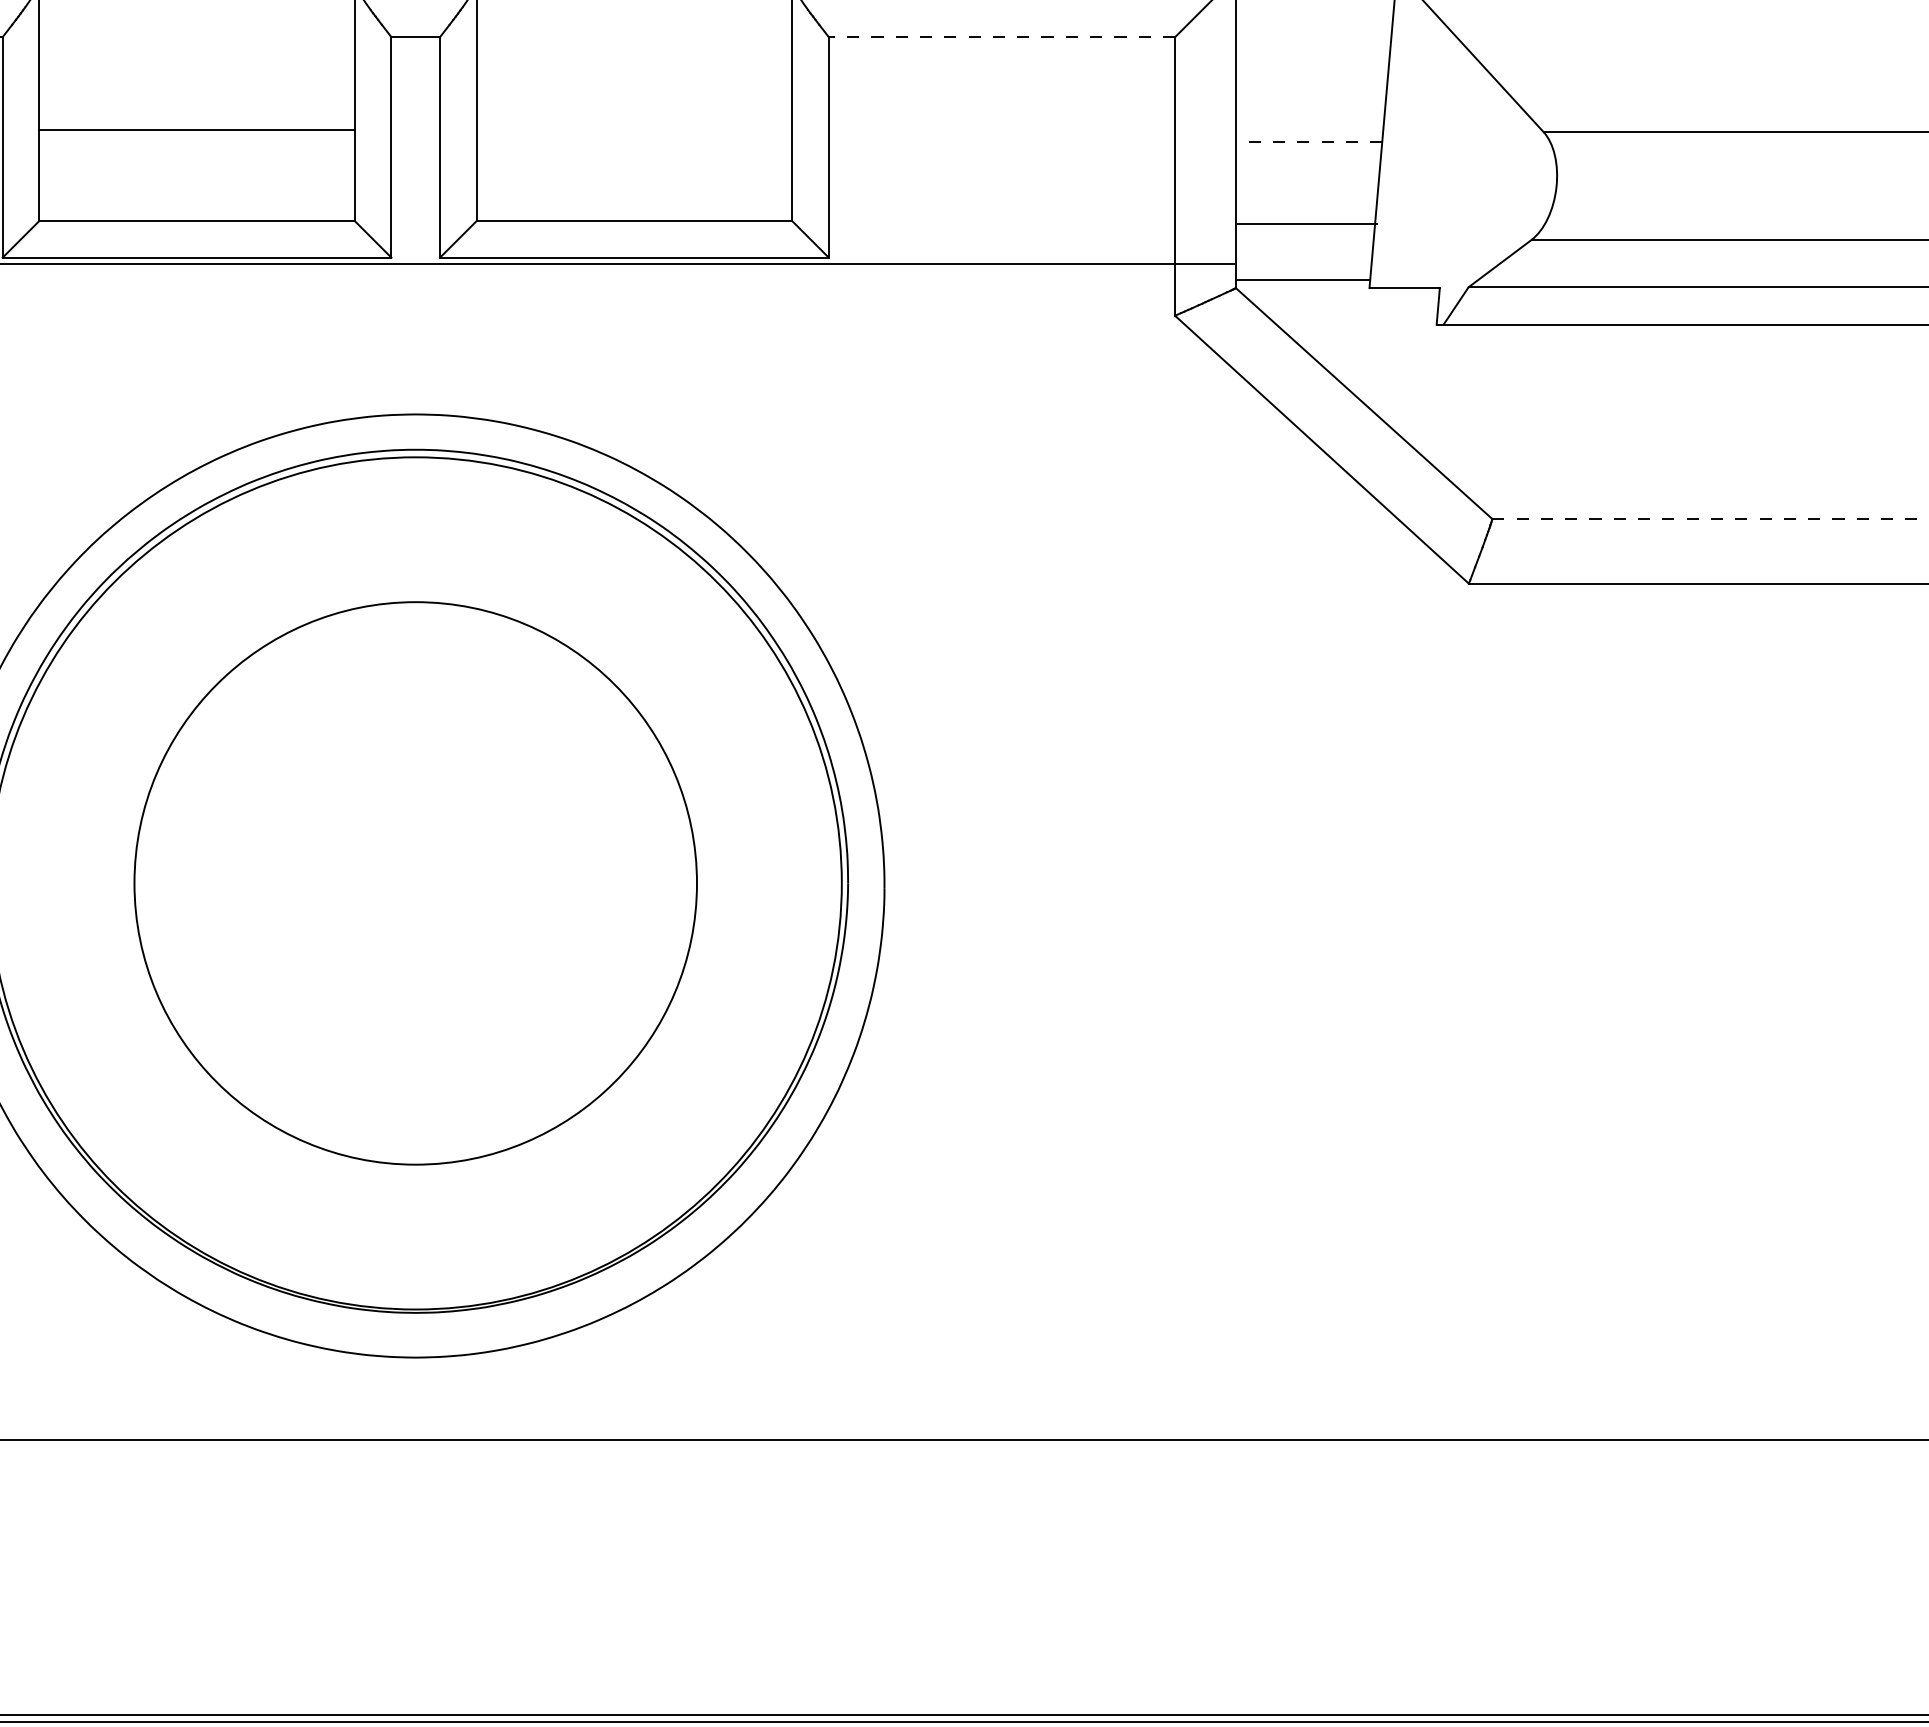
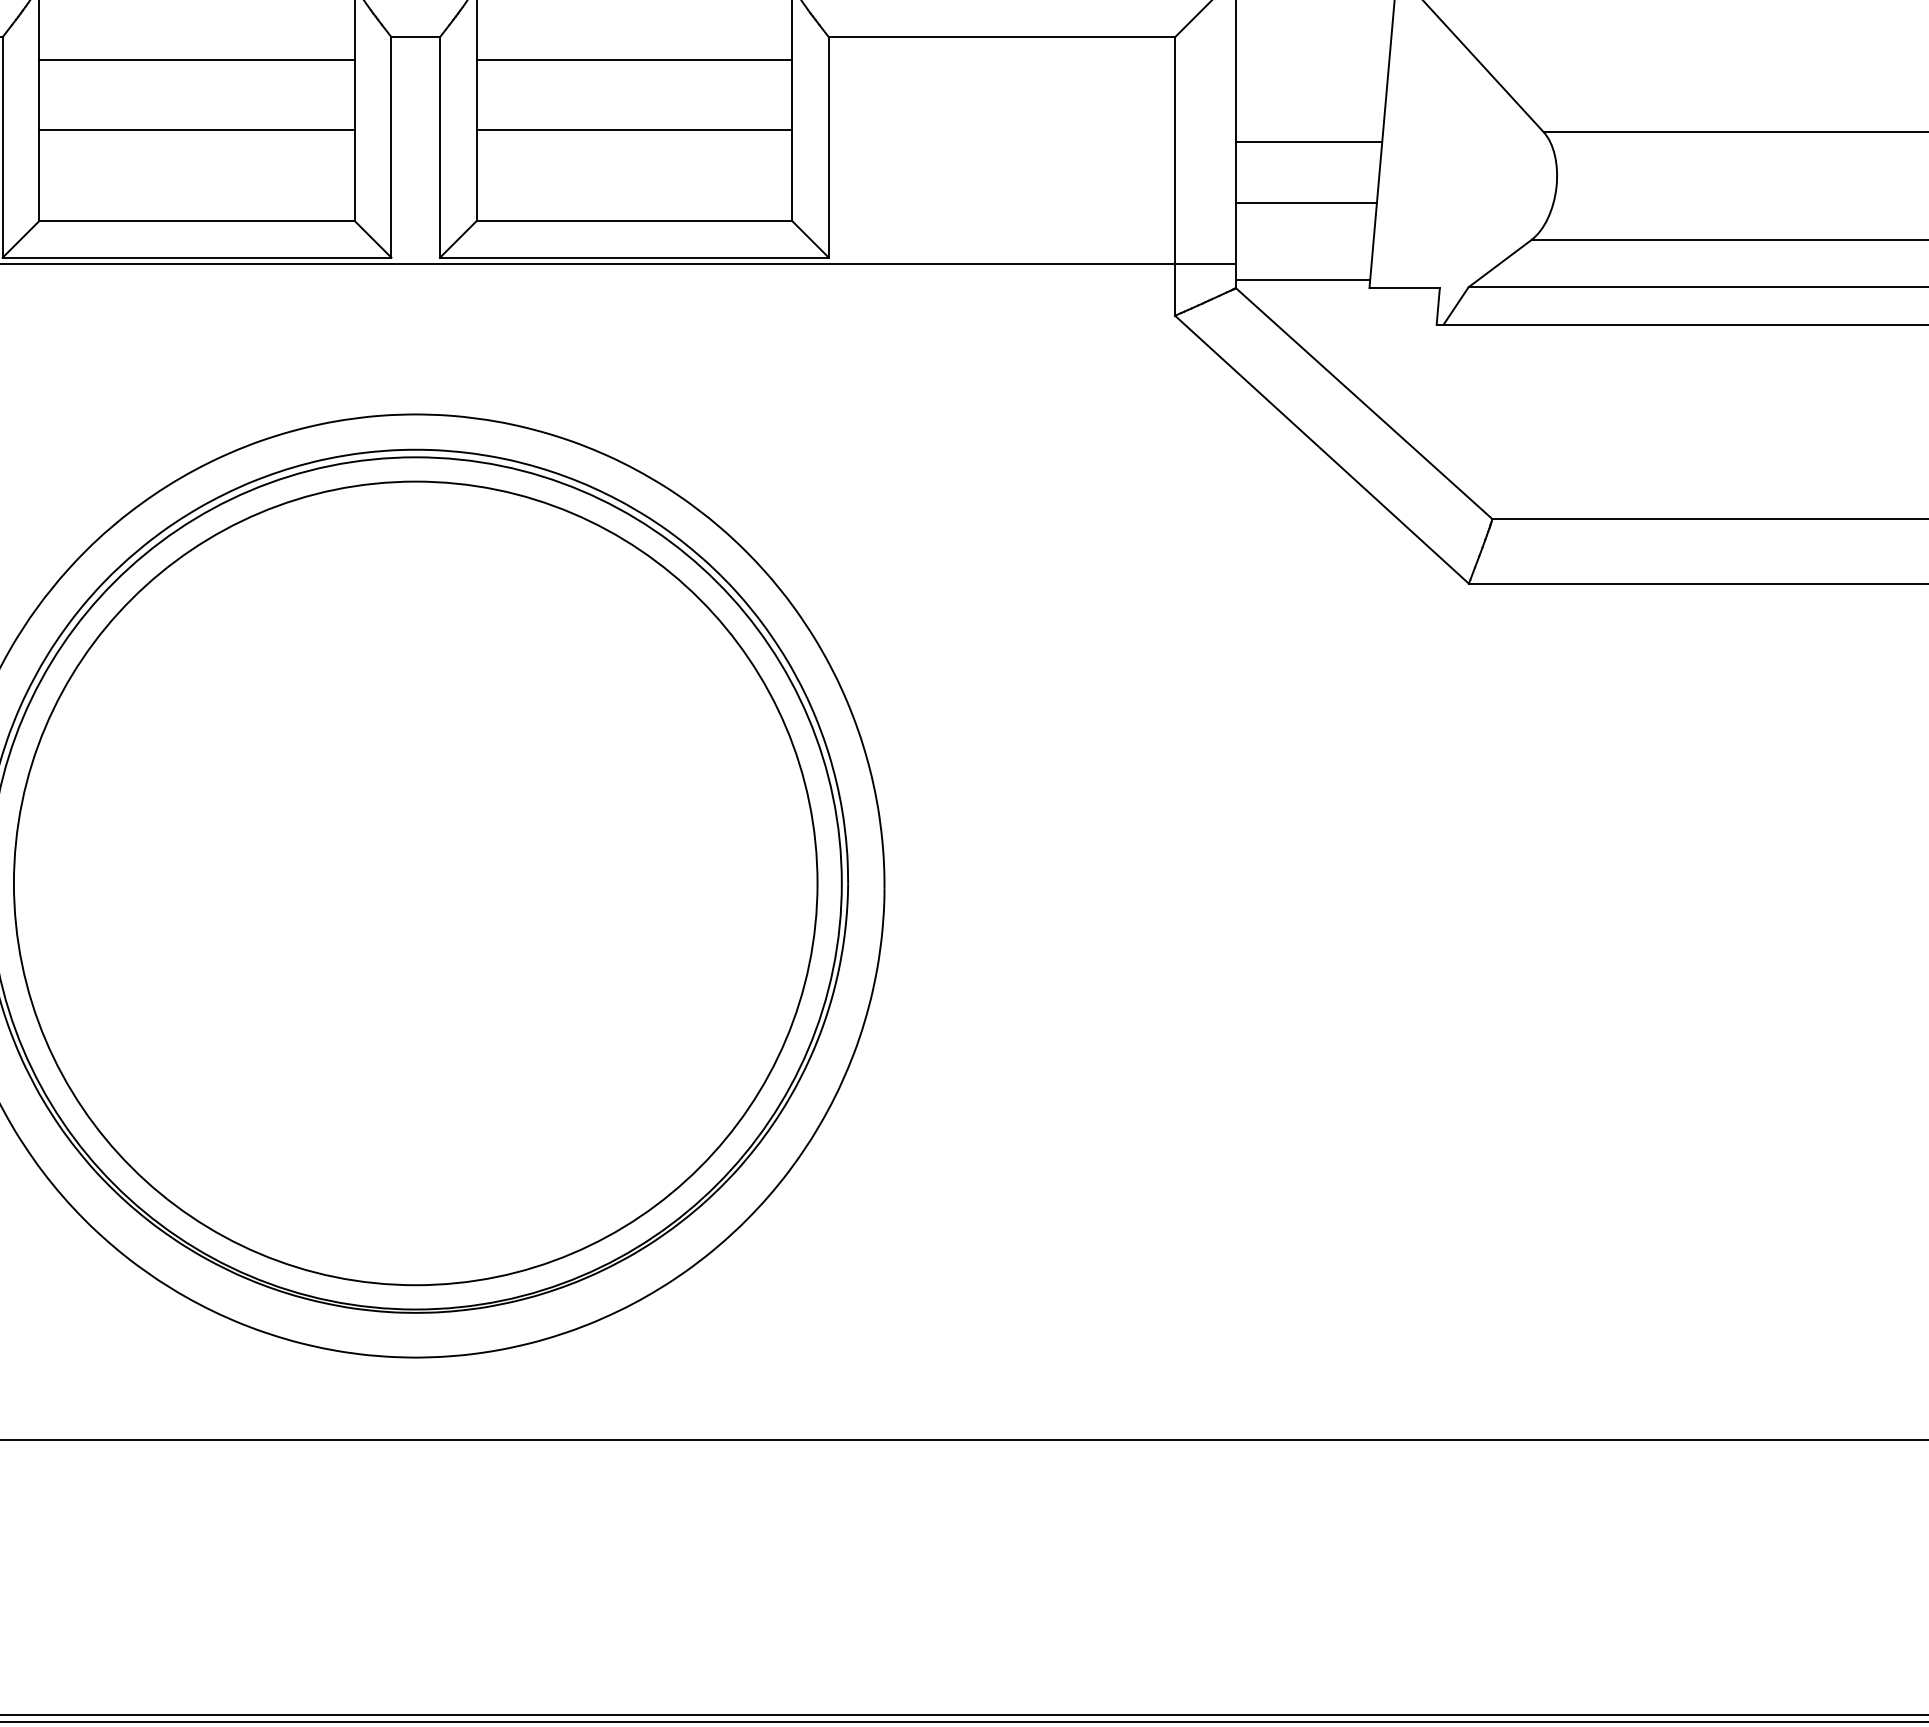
line: dashed -> solid (1001, 37)
line: none -> present (197, 60)
line: none -> present (634, 60)
line: none -> present (634, 130)
line: dashed -> solid (1308, 142)
line position: (1305, 224) -> (1305, 203) (1305, 203)
line: dashed -> solid (1710, 518)
circle diameter: 563 px -> 804 px (415, 883)
